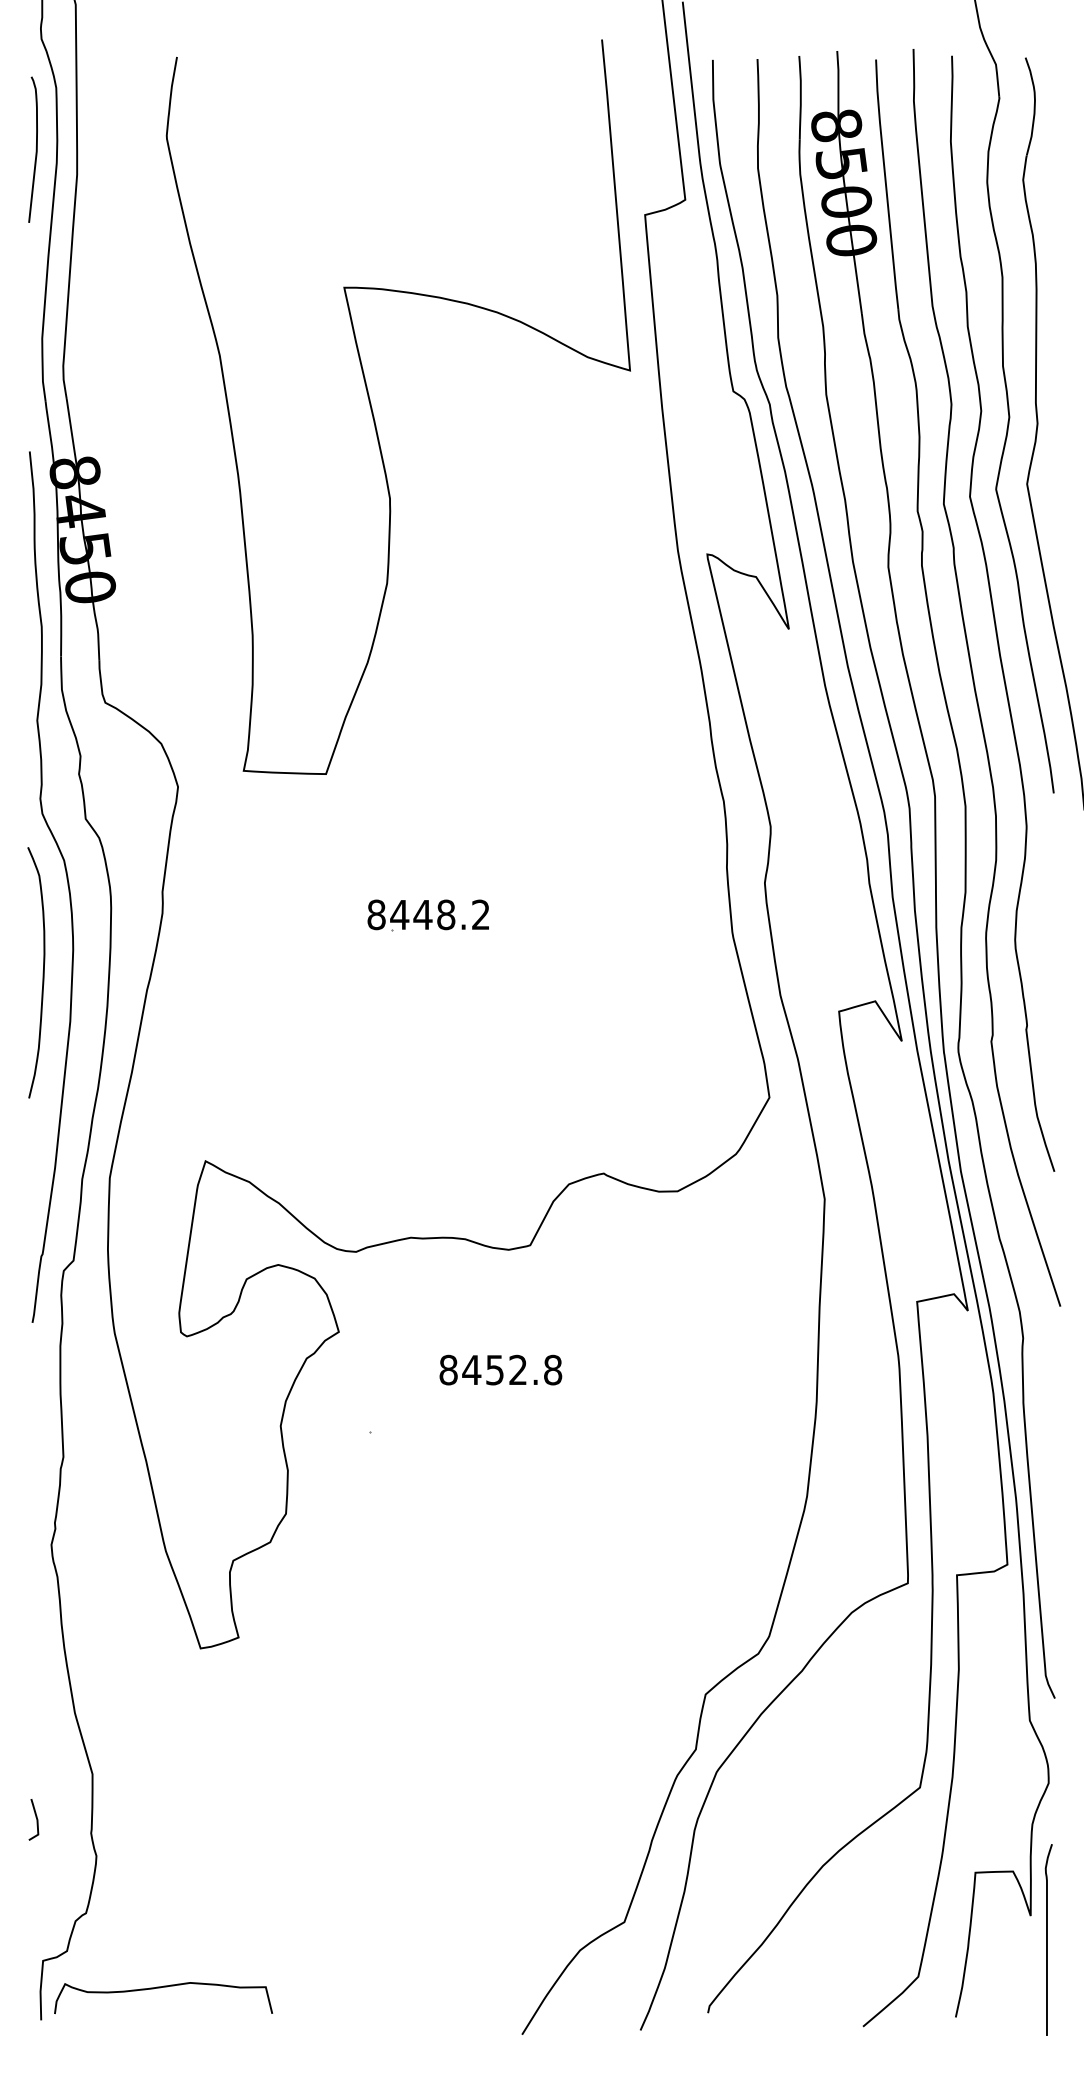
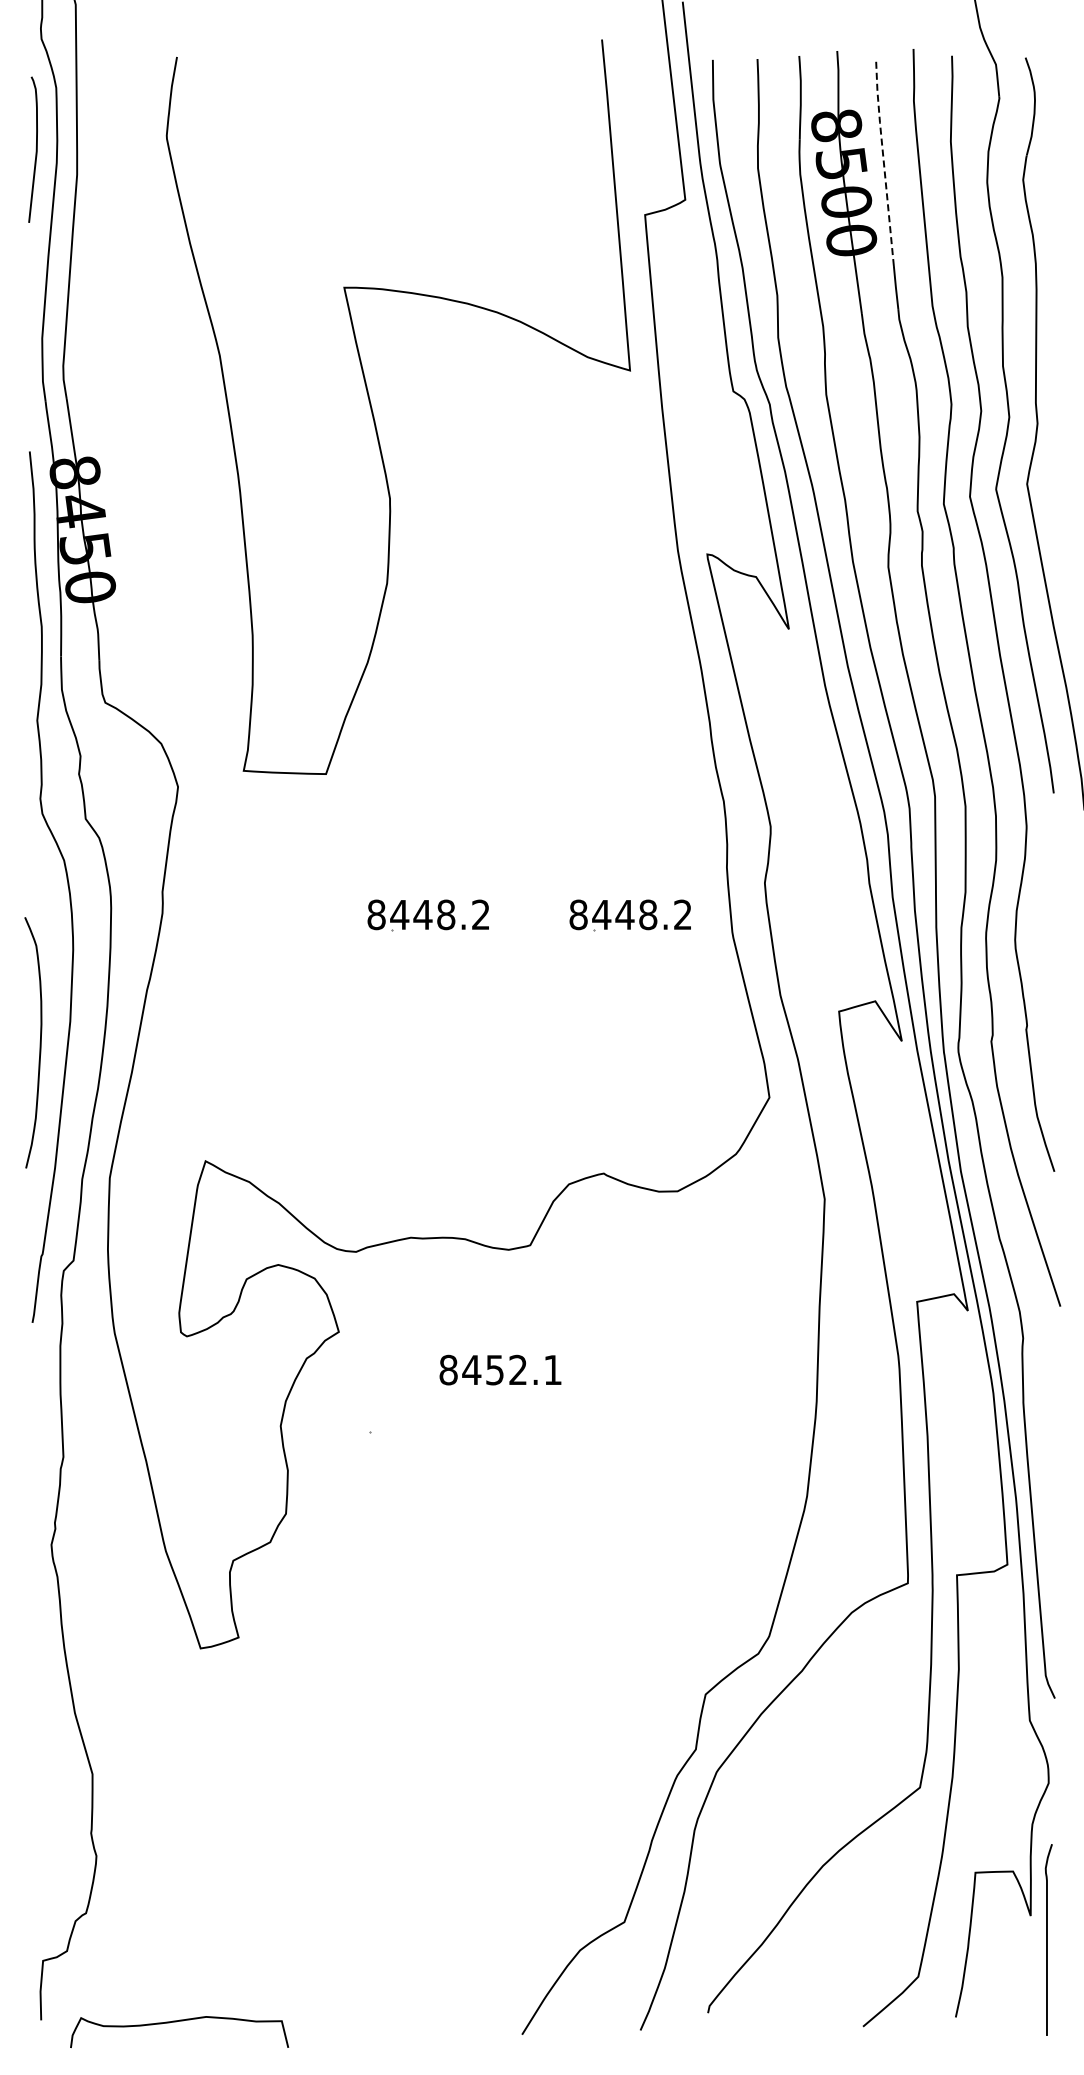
line: solid -> dashed (883, 161)
part: none -> present (629, 915)
curve position: (42, 972) -> (39, 1042) (39, 1042)
text: 8452.8 -> 8452.1 (553, 1369)
line: present -> none (35, 1817)
curve position: (160, 1988) -> (176, 2022) (176, 2022)
